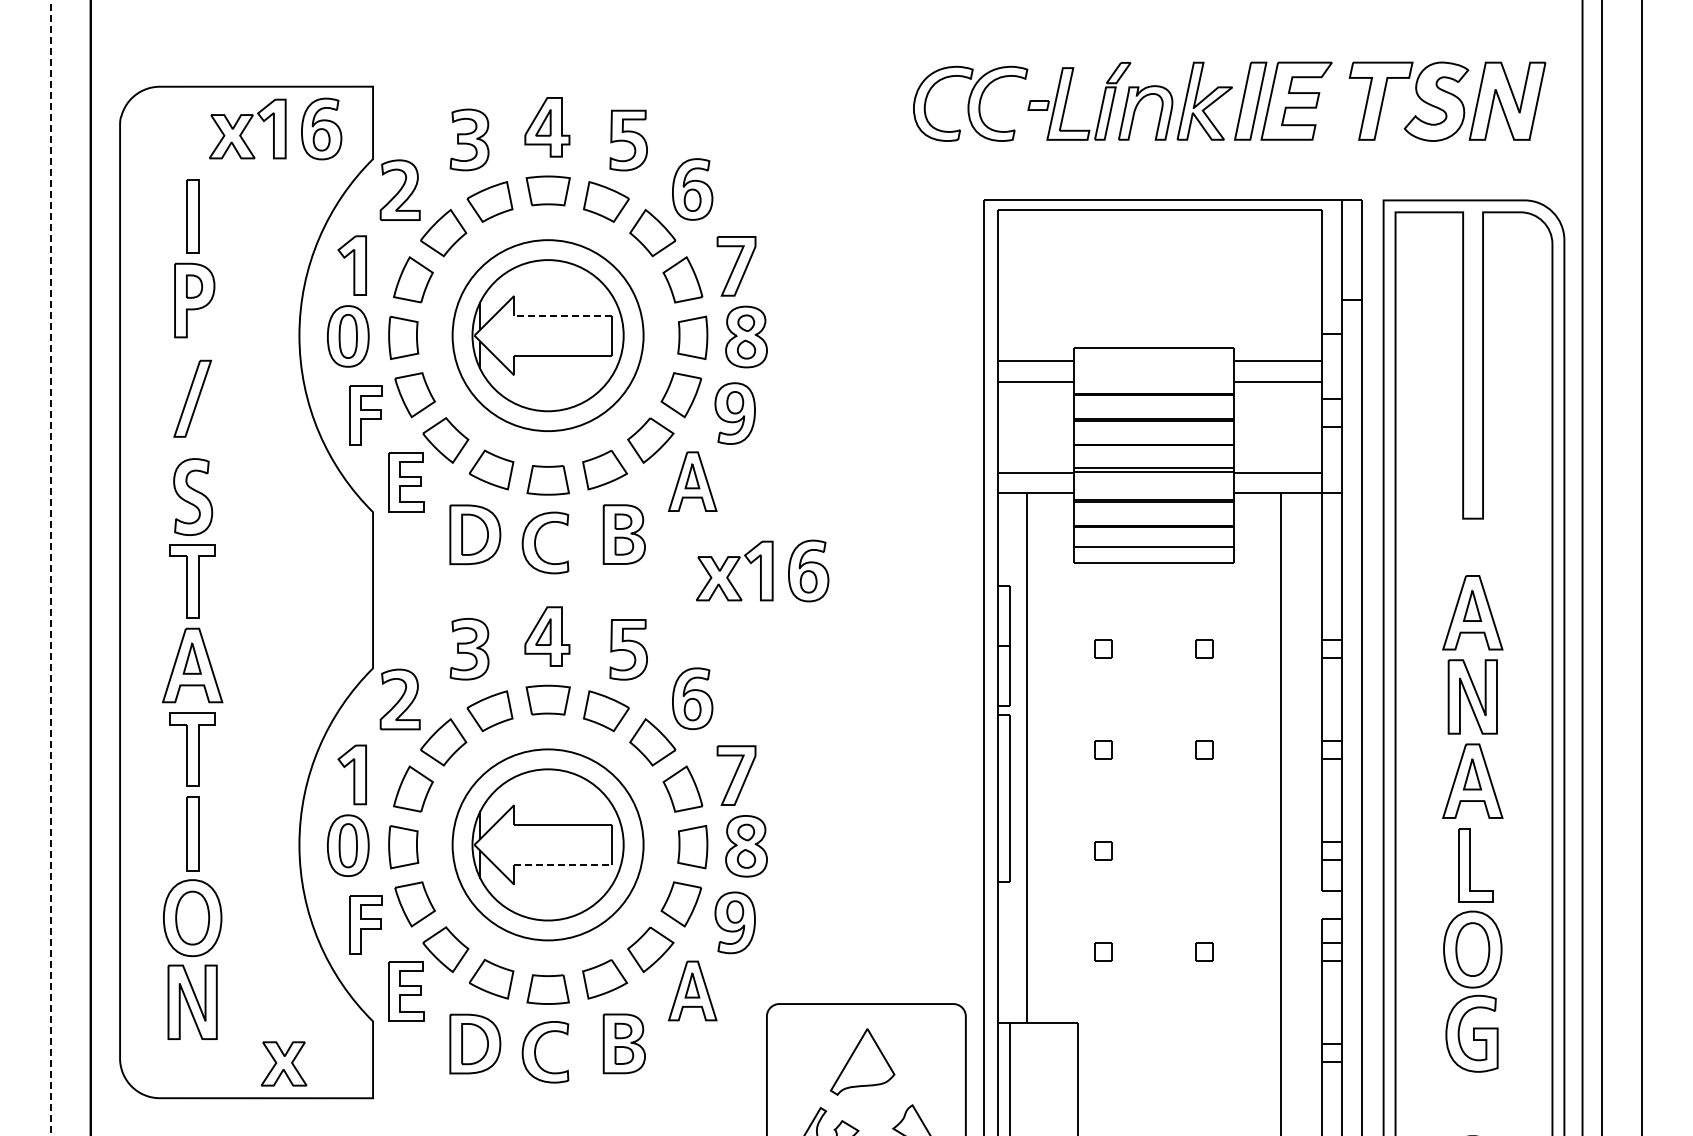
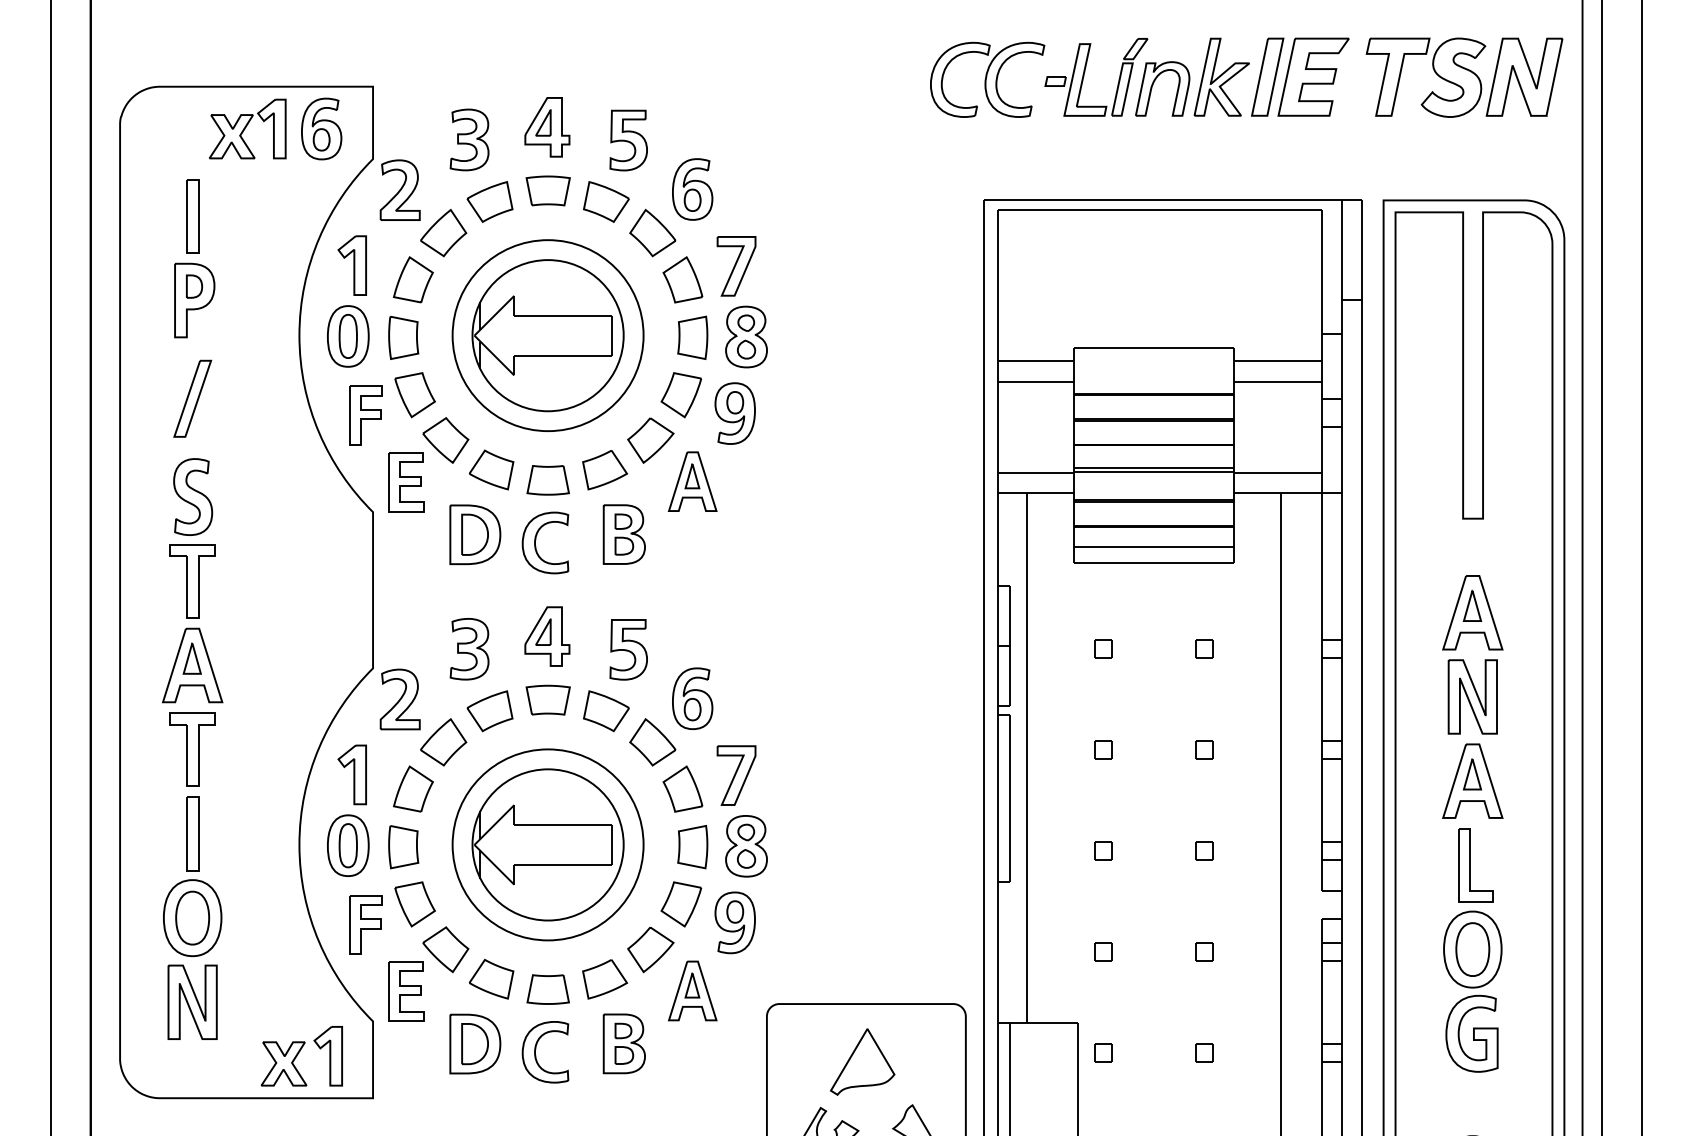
part position: (1225, 94) -> (1242, 70) (1242, 70)
line: dashed -> solid (563, 315)
line: dashed -> solid (50, 567)
part: present -> none (762, 570)
part: none -> present (1204, 850)
line: dashed -> solid (563, 864)
part: none -> present (1103, 1052)
part: none -> present (1204, 1052)
part: none -> present (327, 1056)
